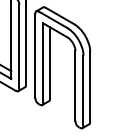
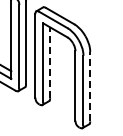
line: solid -> dashed (50, 62)
line: solid -> dashed (90, 86)
